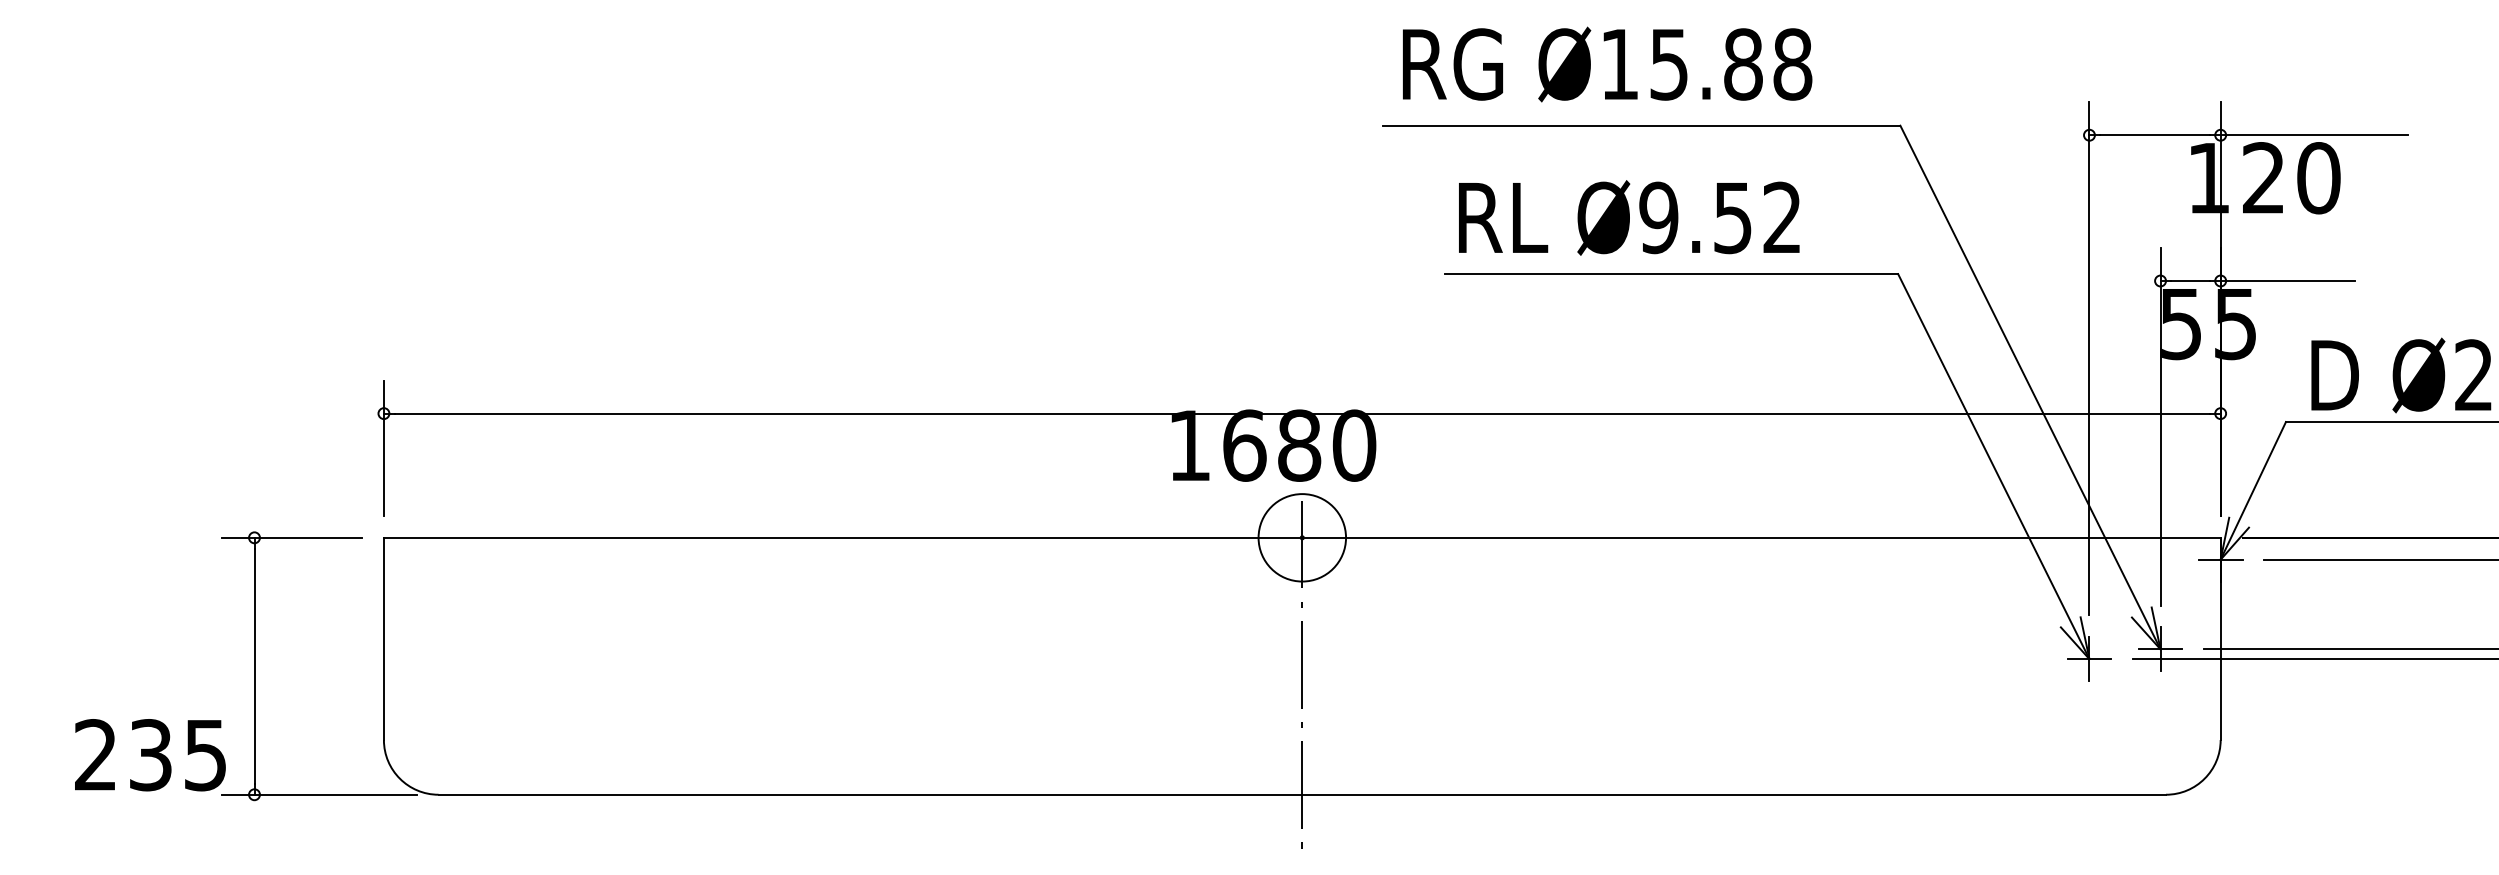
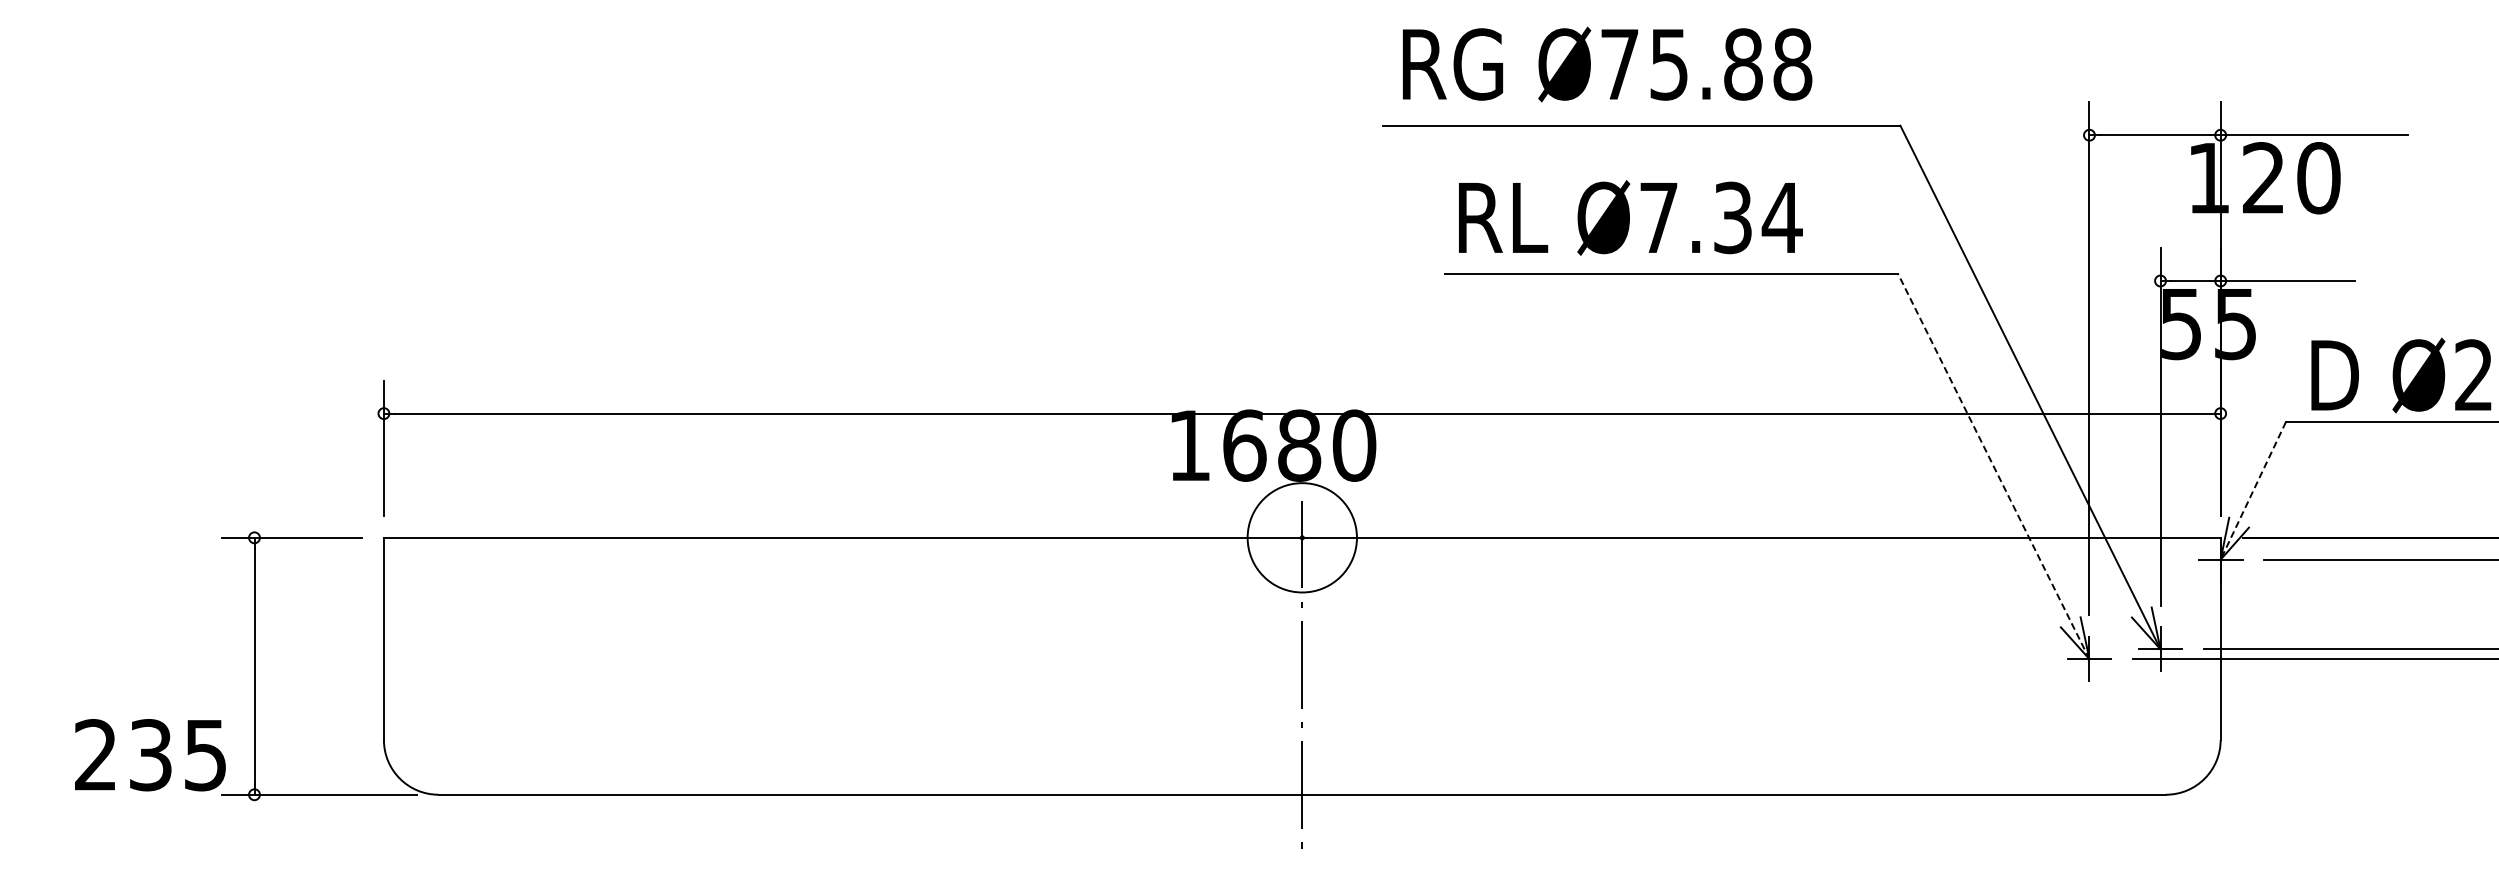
text: Ø15.88 -> Ø75.88 (1619, 64)
text: Ø9.52 -> Ø7.34 (1720, 217)
line: solid -> dashed (1993, 466)
line: solid -> dashed (2253, 491)
circle diameter: 87 px -> 109 px (1301, 537)
